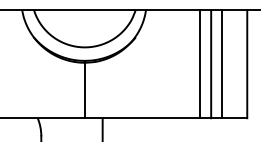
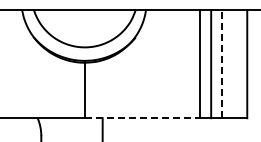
line: solid -> dashed (222, 63)
line: solid -> dashed (142, 118)
